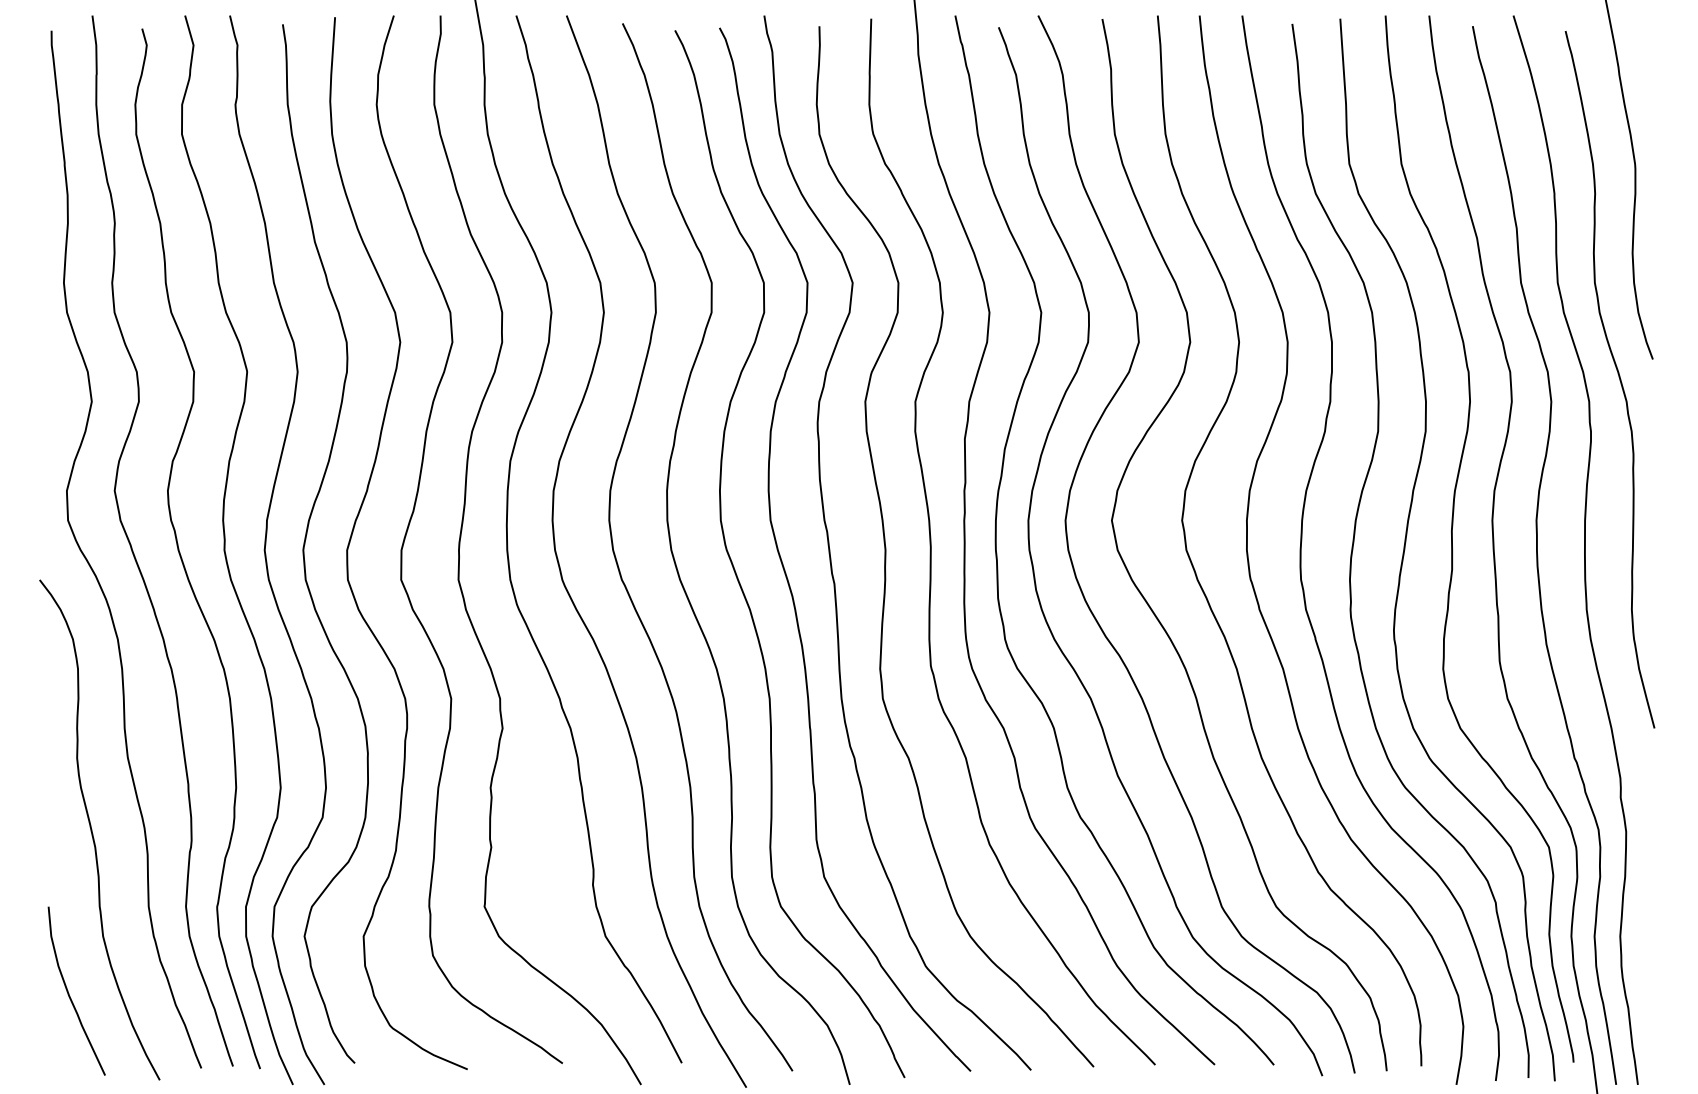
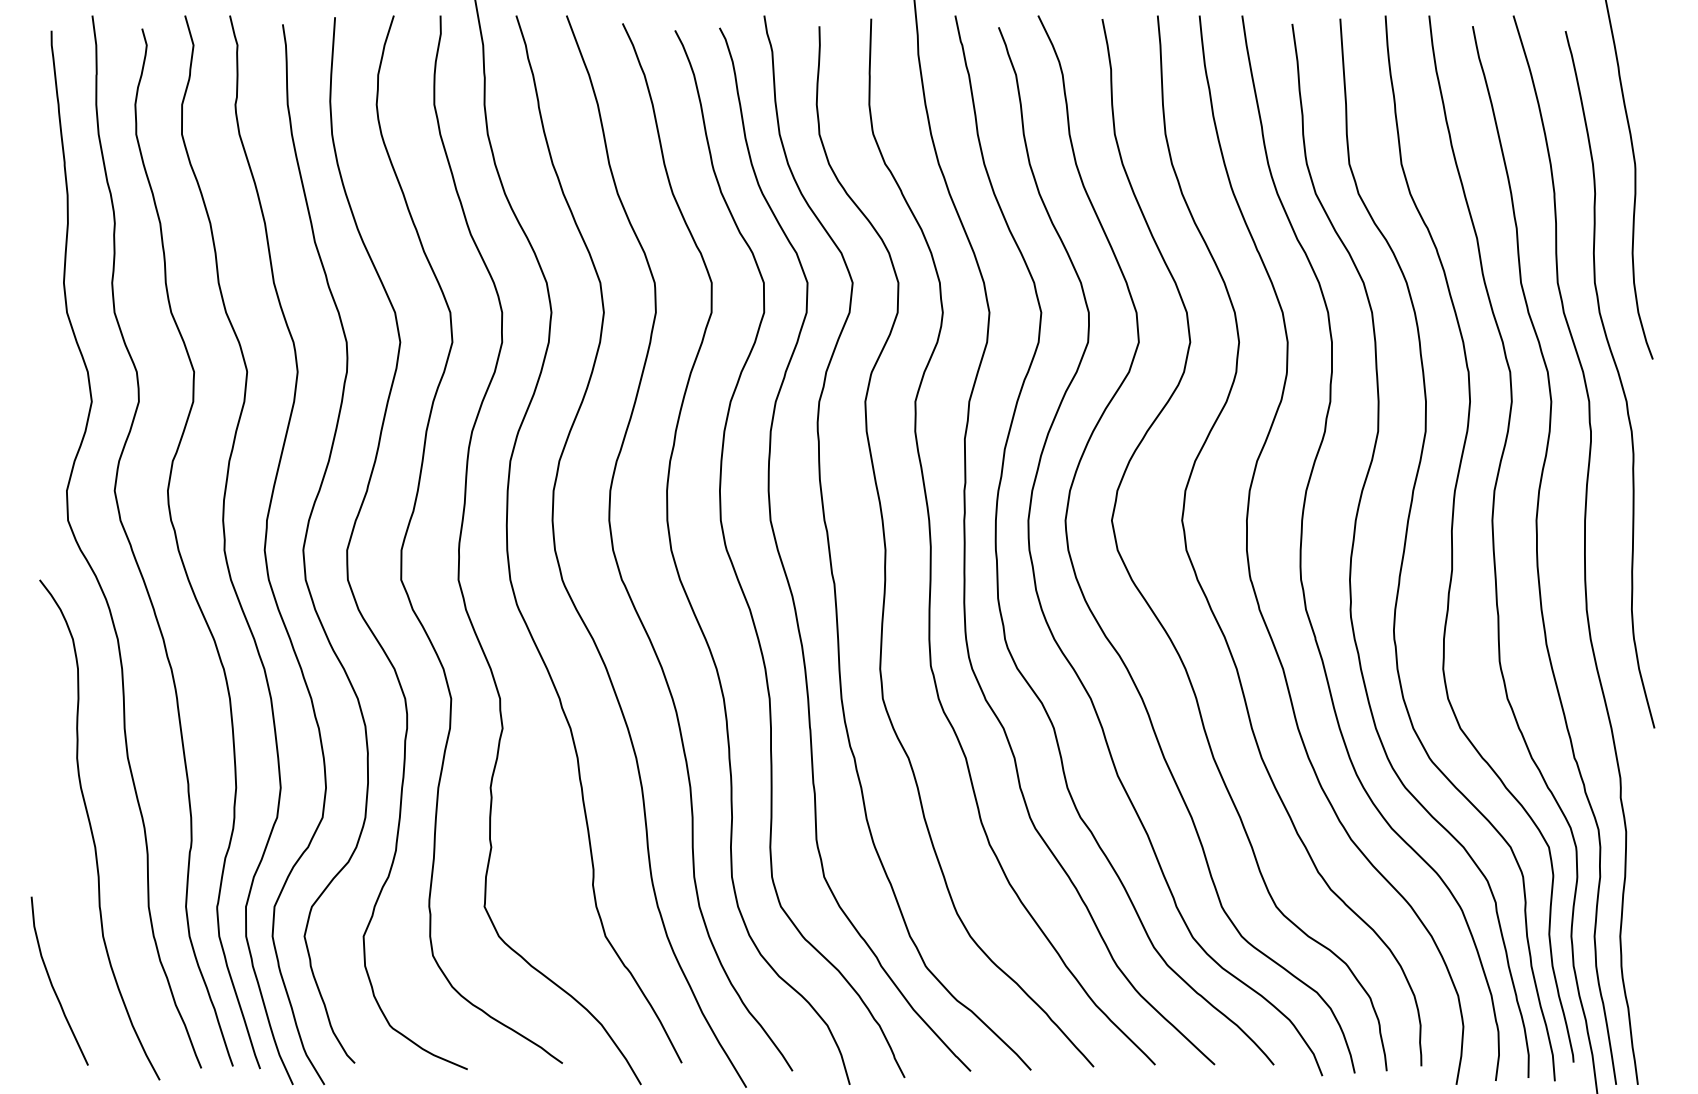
curve position: (69, 993) -> (52, 983) (52, 983)
